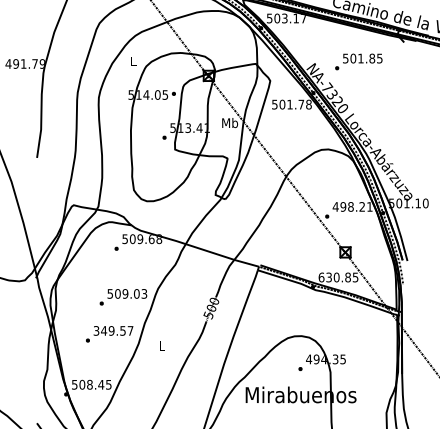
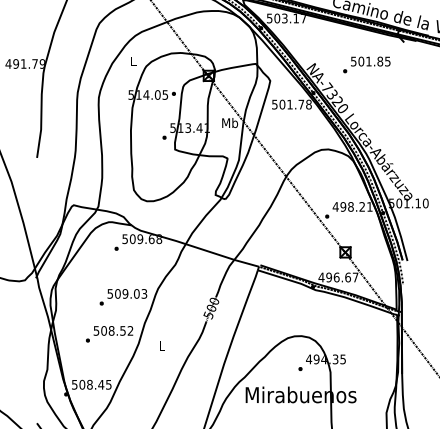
text position: (358, 61) -> (366, 64) (366, 64)
text: 630.85 -> 496.67 (338, 277)
text: 349.57 -> 508.52 (113, 330)
